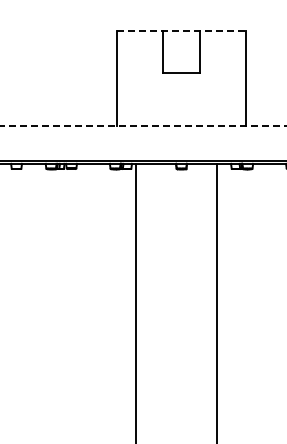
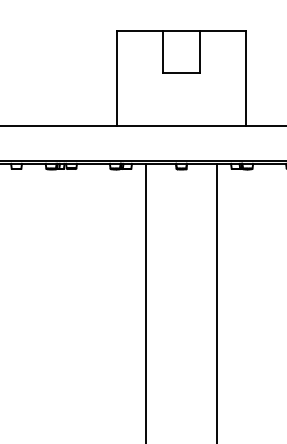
line: dashed -> solid (182, 30)
line: dashed -> solid (143, 126)
line position: (136, 301) -> (146, 301) (146, 301)
